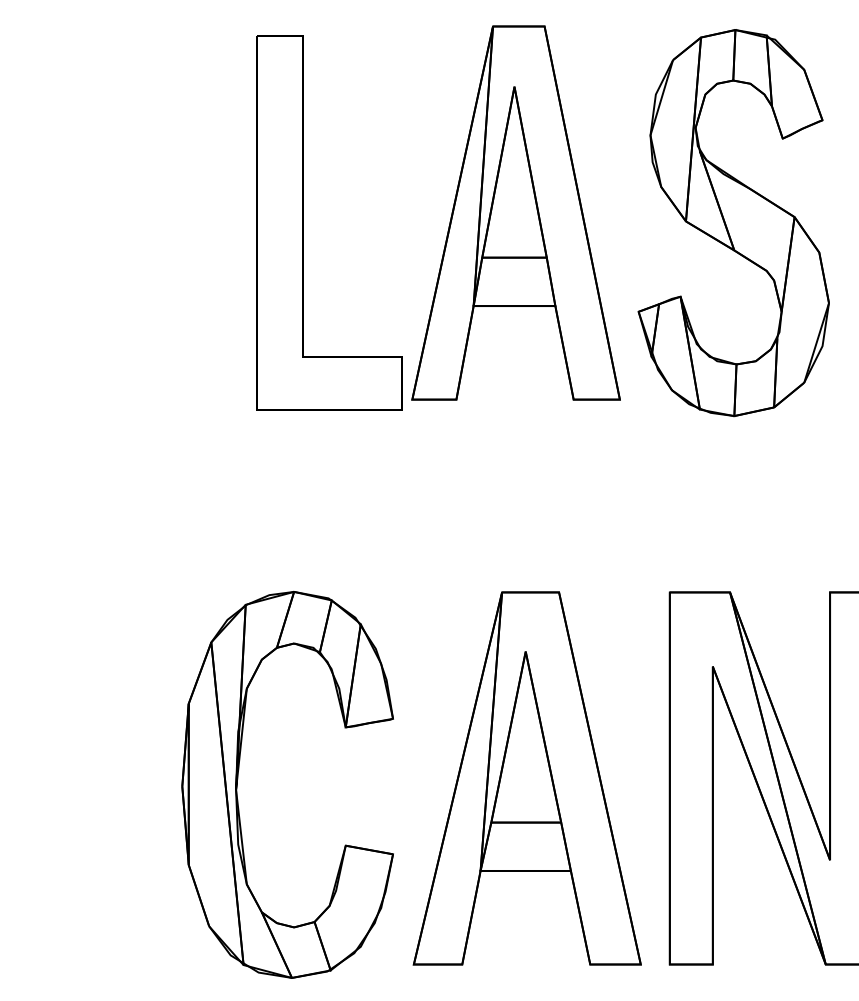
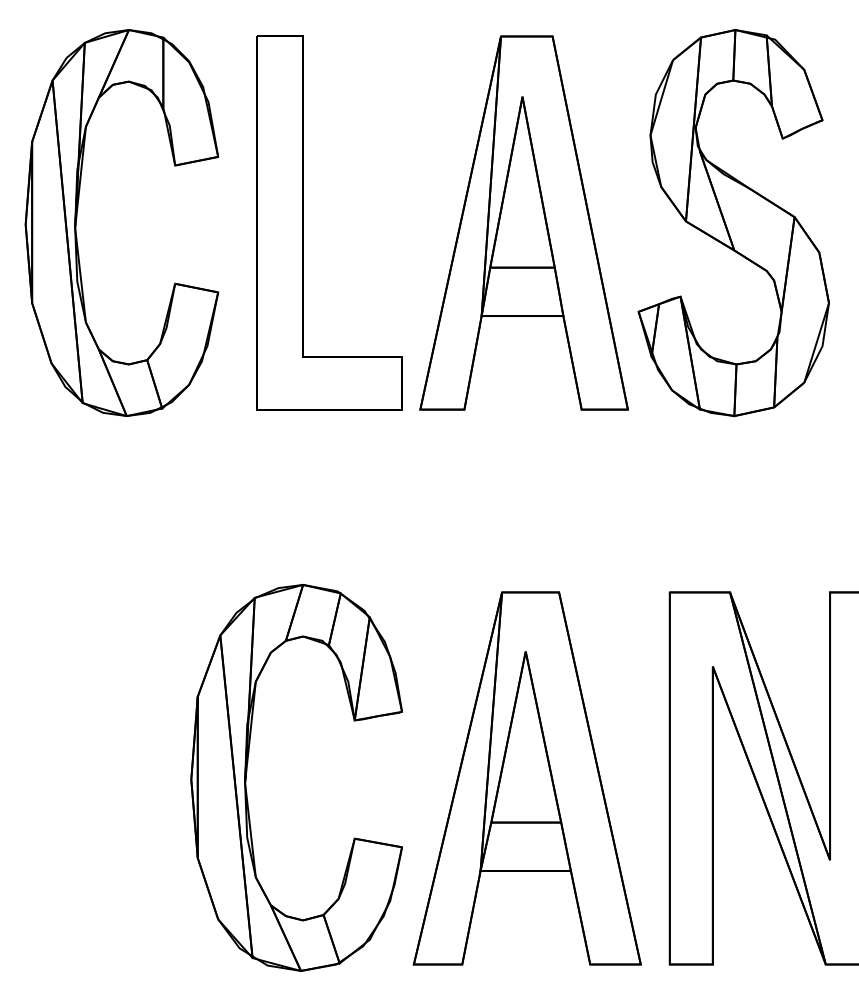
part position: (515, 212) -> (523, 222) (523, 222)
part: none -> present (77, 218)
part position: (238, 779) -> (247, 772) (247, 772)
